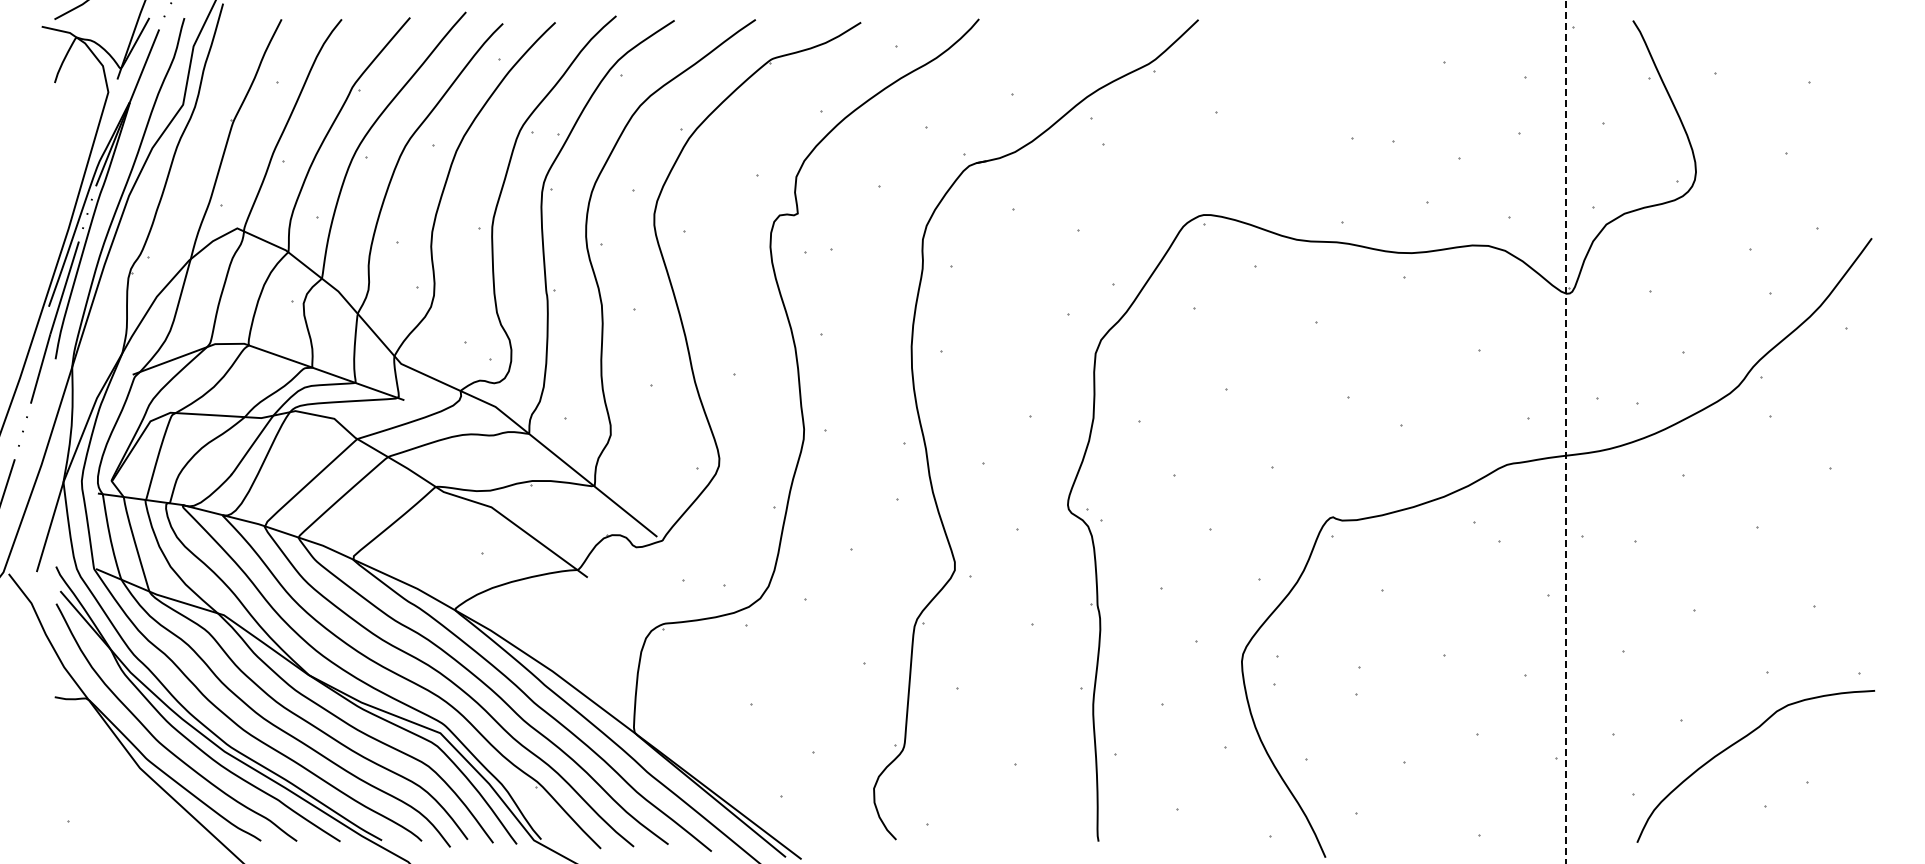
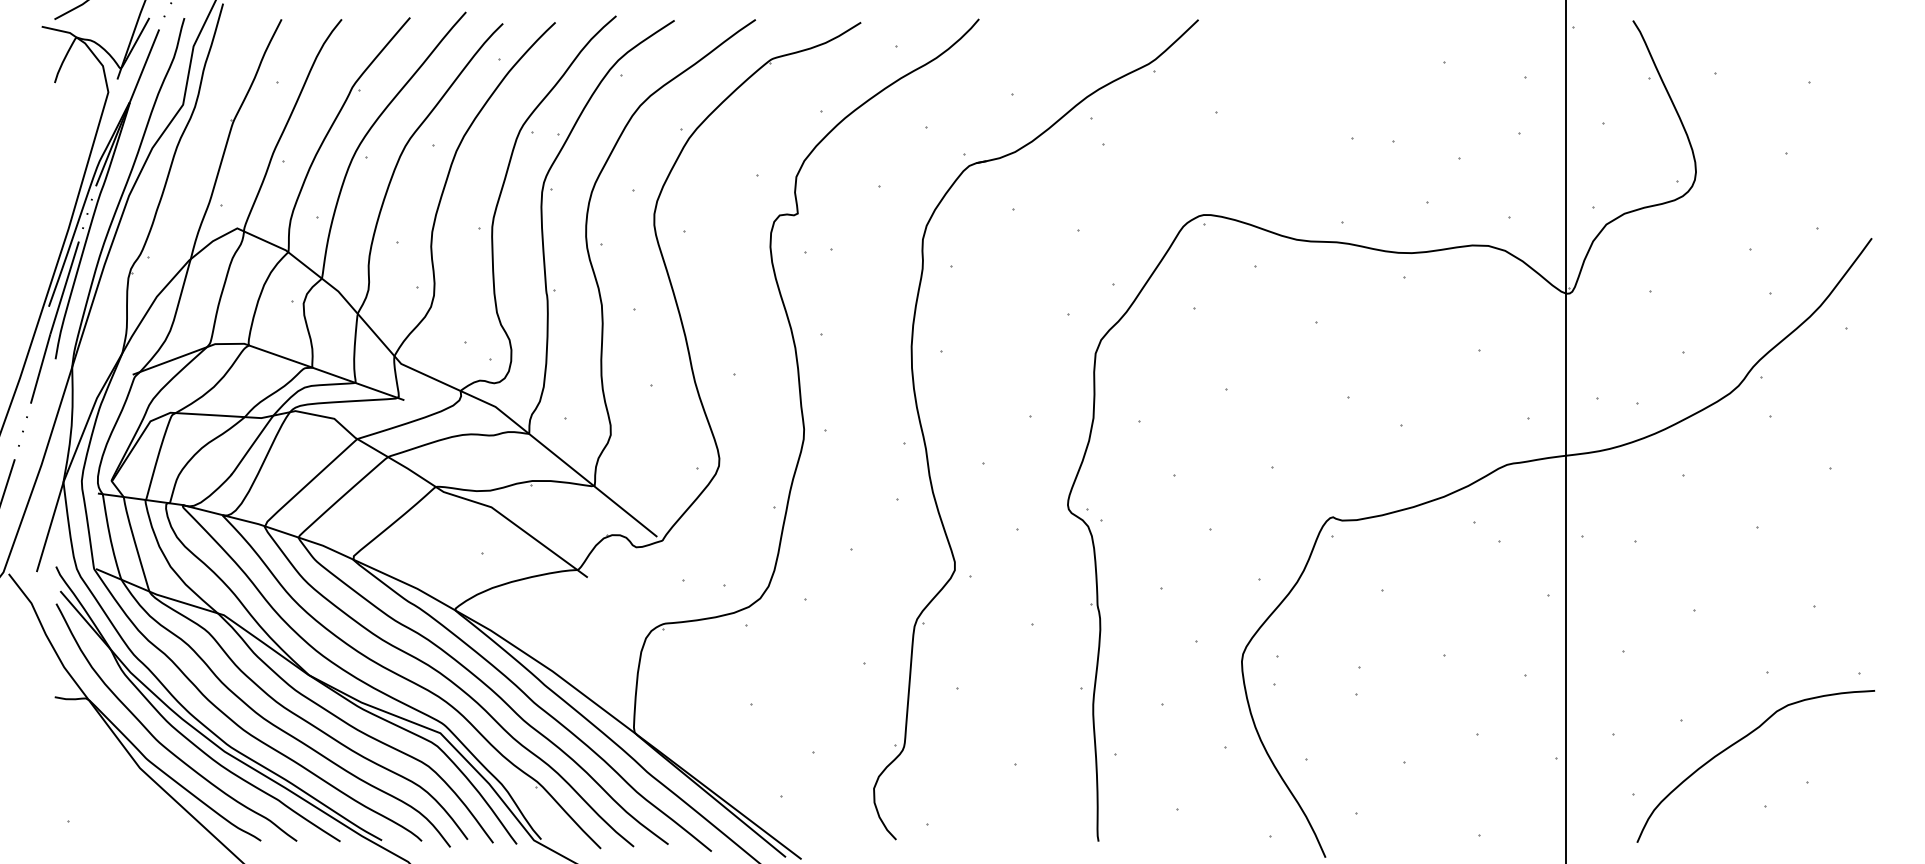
line: dashed -> solid (1565, 431)
